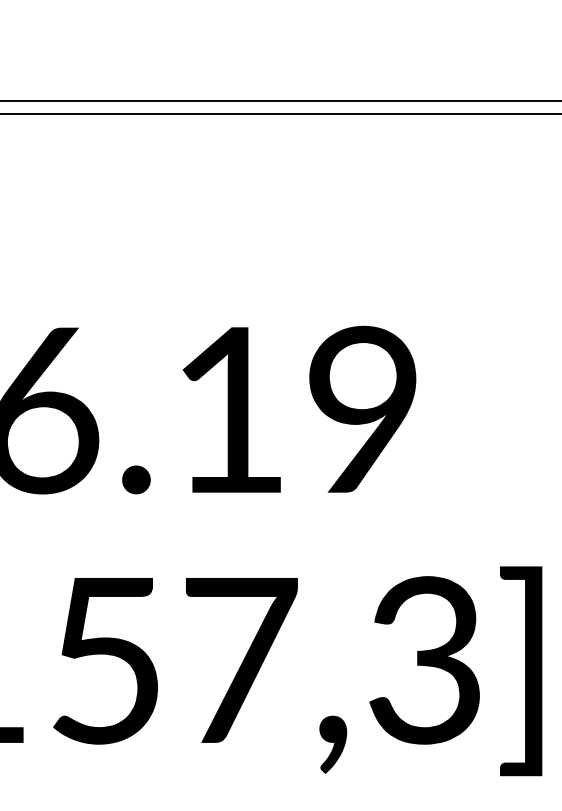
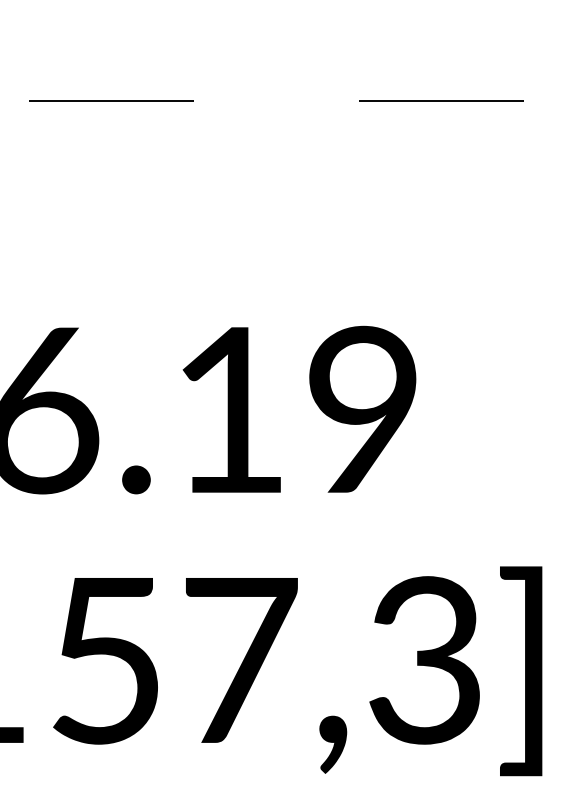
line: solid -> dashed (280, 100)
line: present -> none (280, 114)
